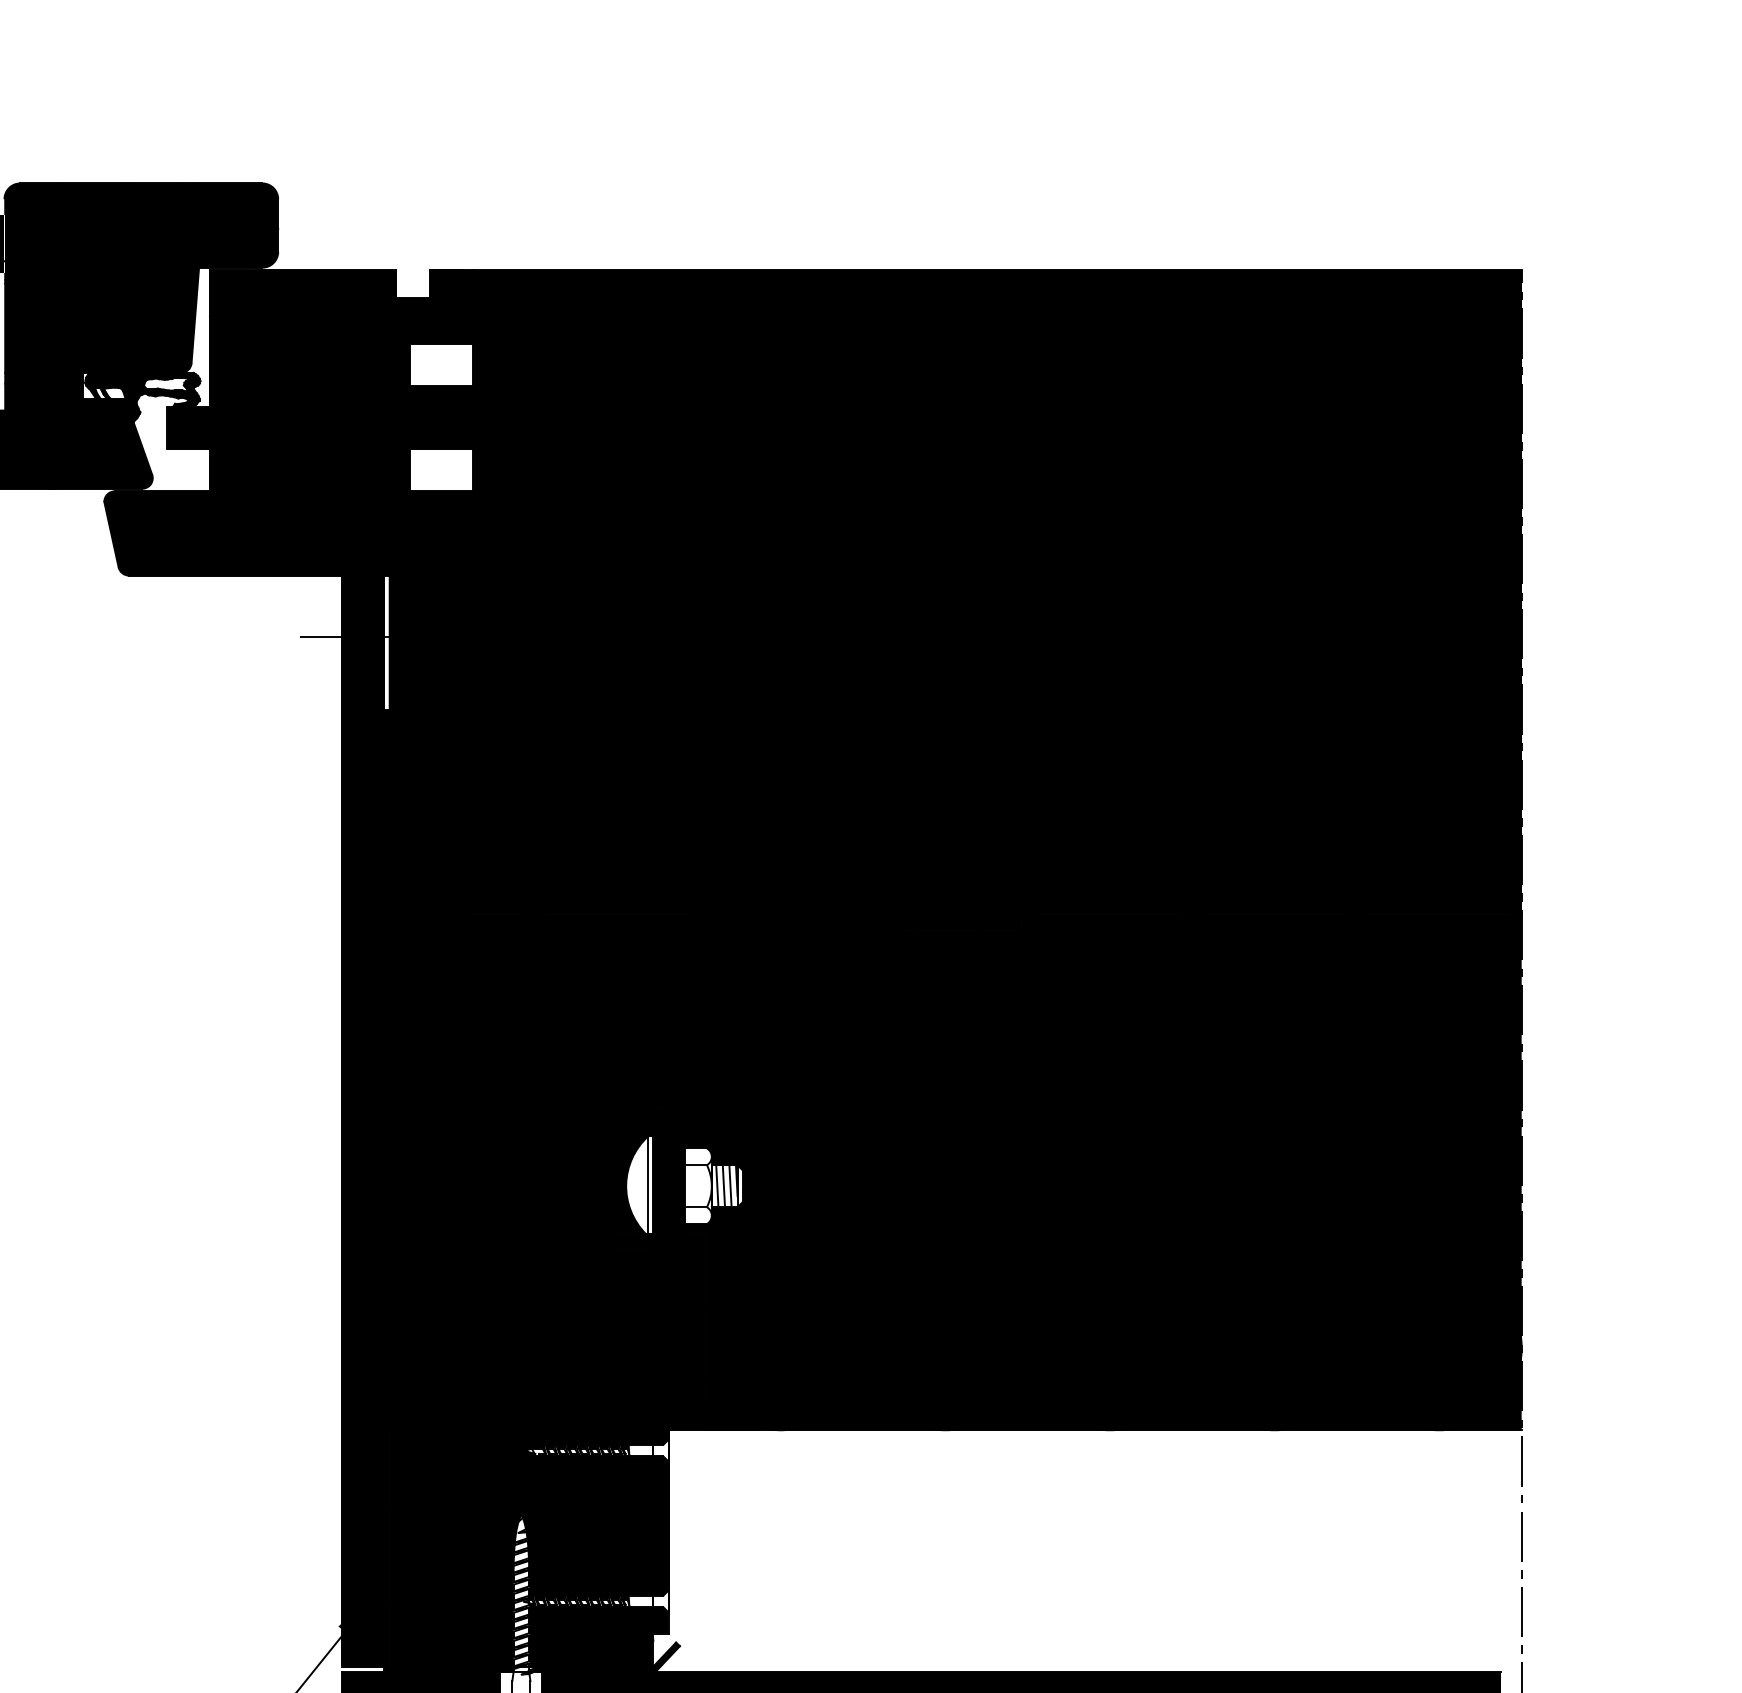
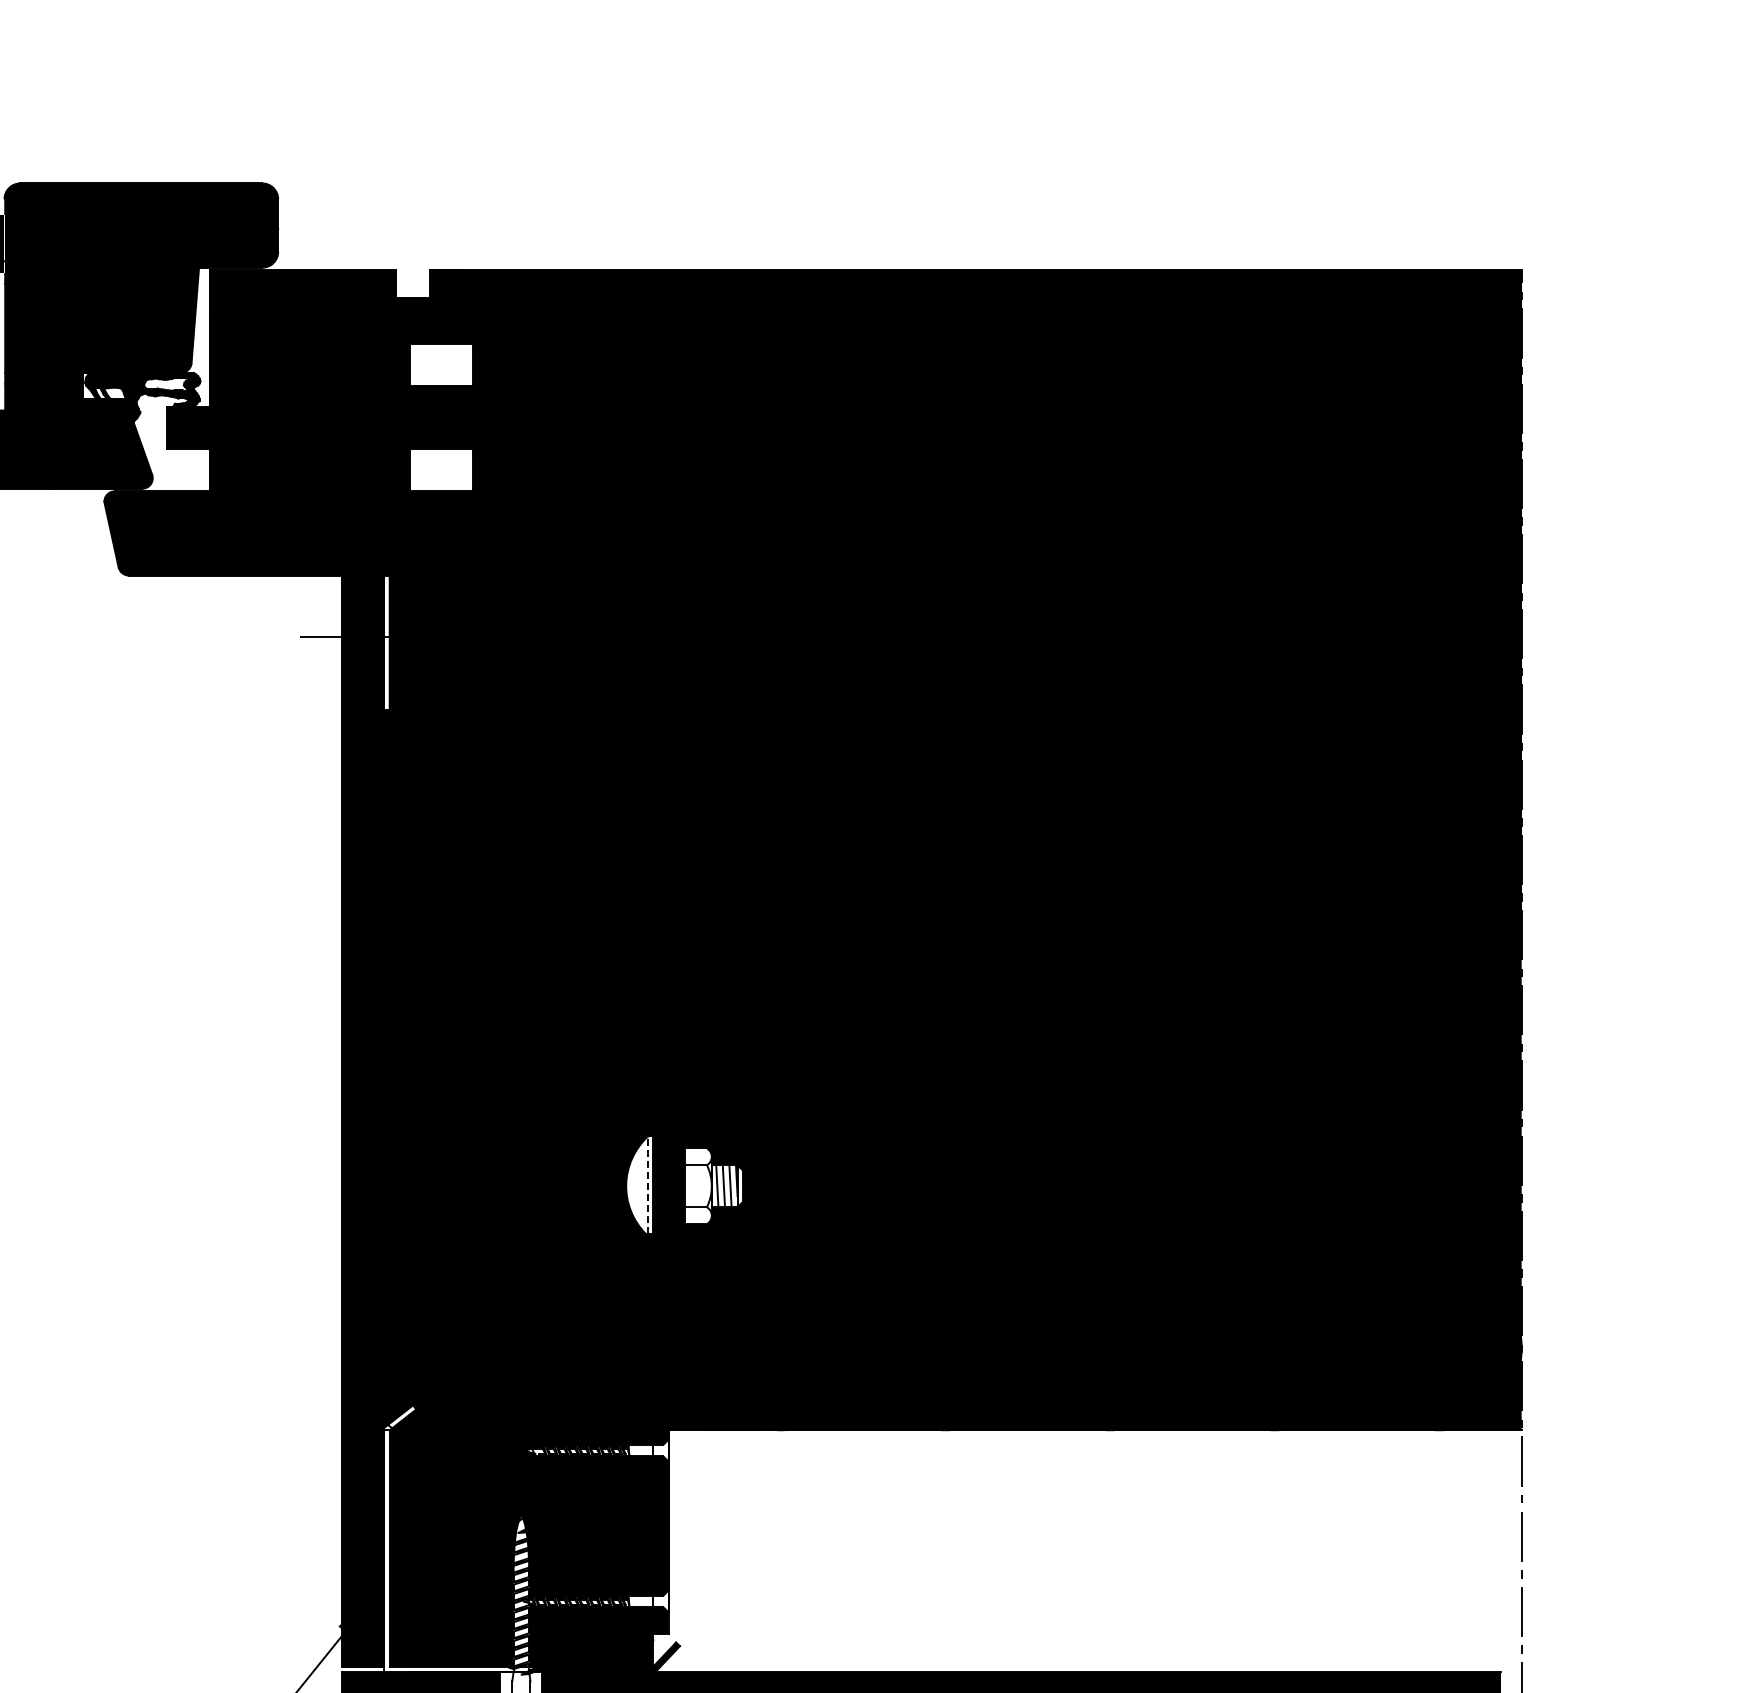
line: solid -> dashed (648, 1184)
fill: present -> none (448, 1538)
